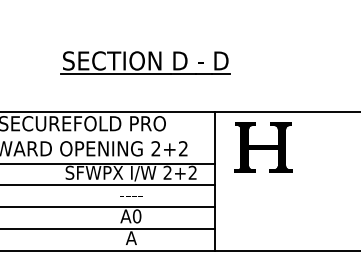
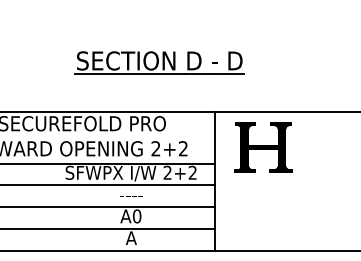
part position: (145, 62) -> (159, 62) (159, 62)
